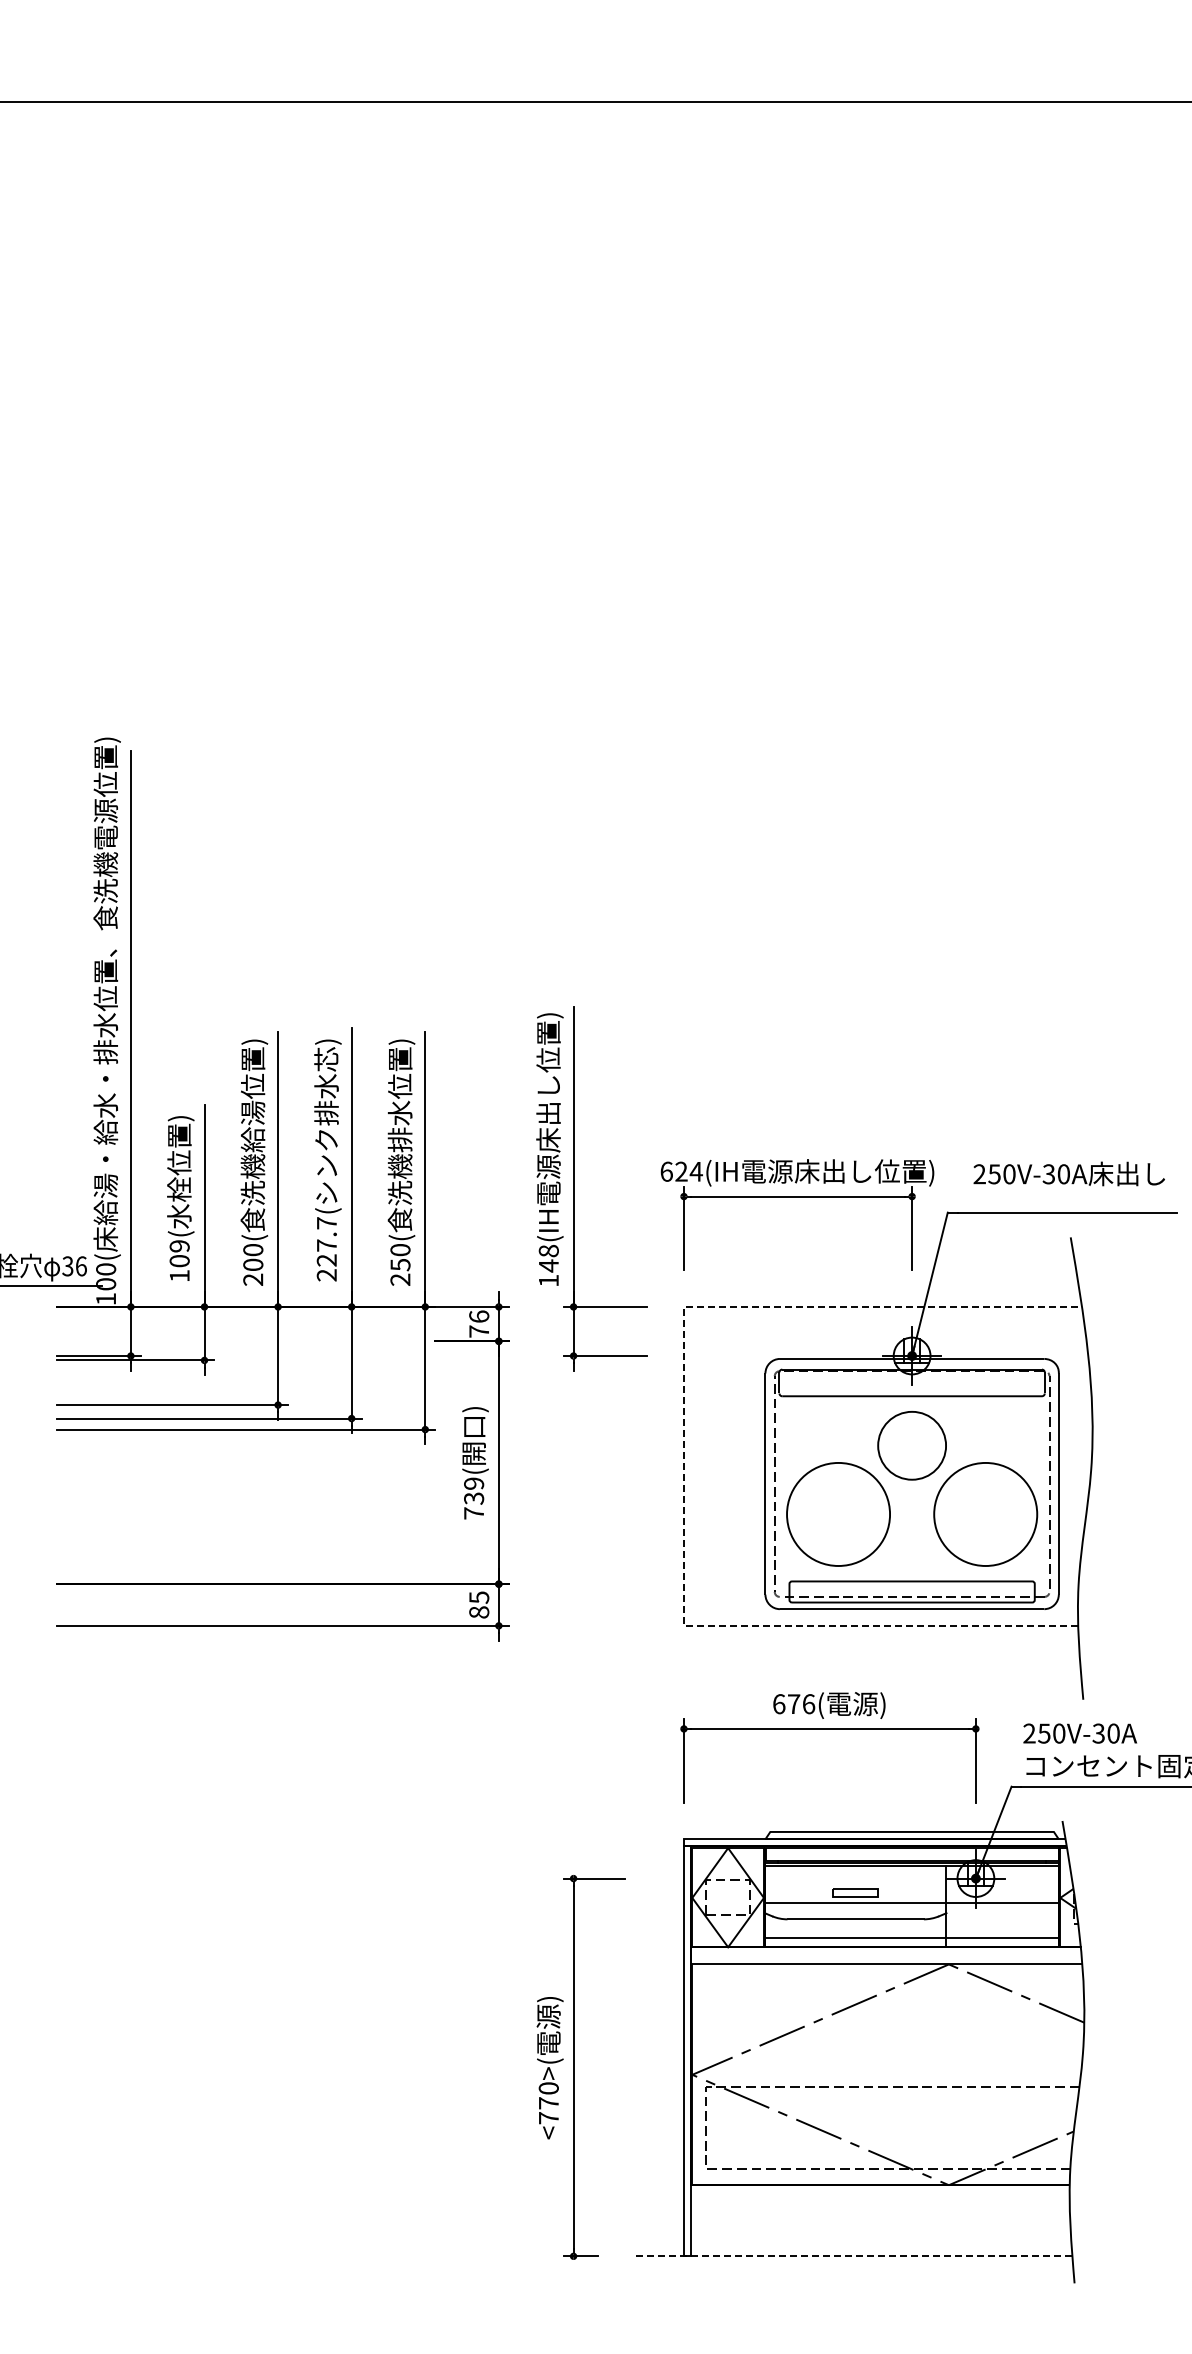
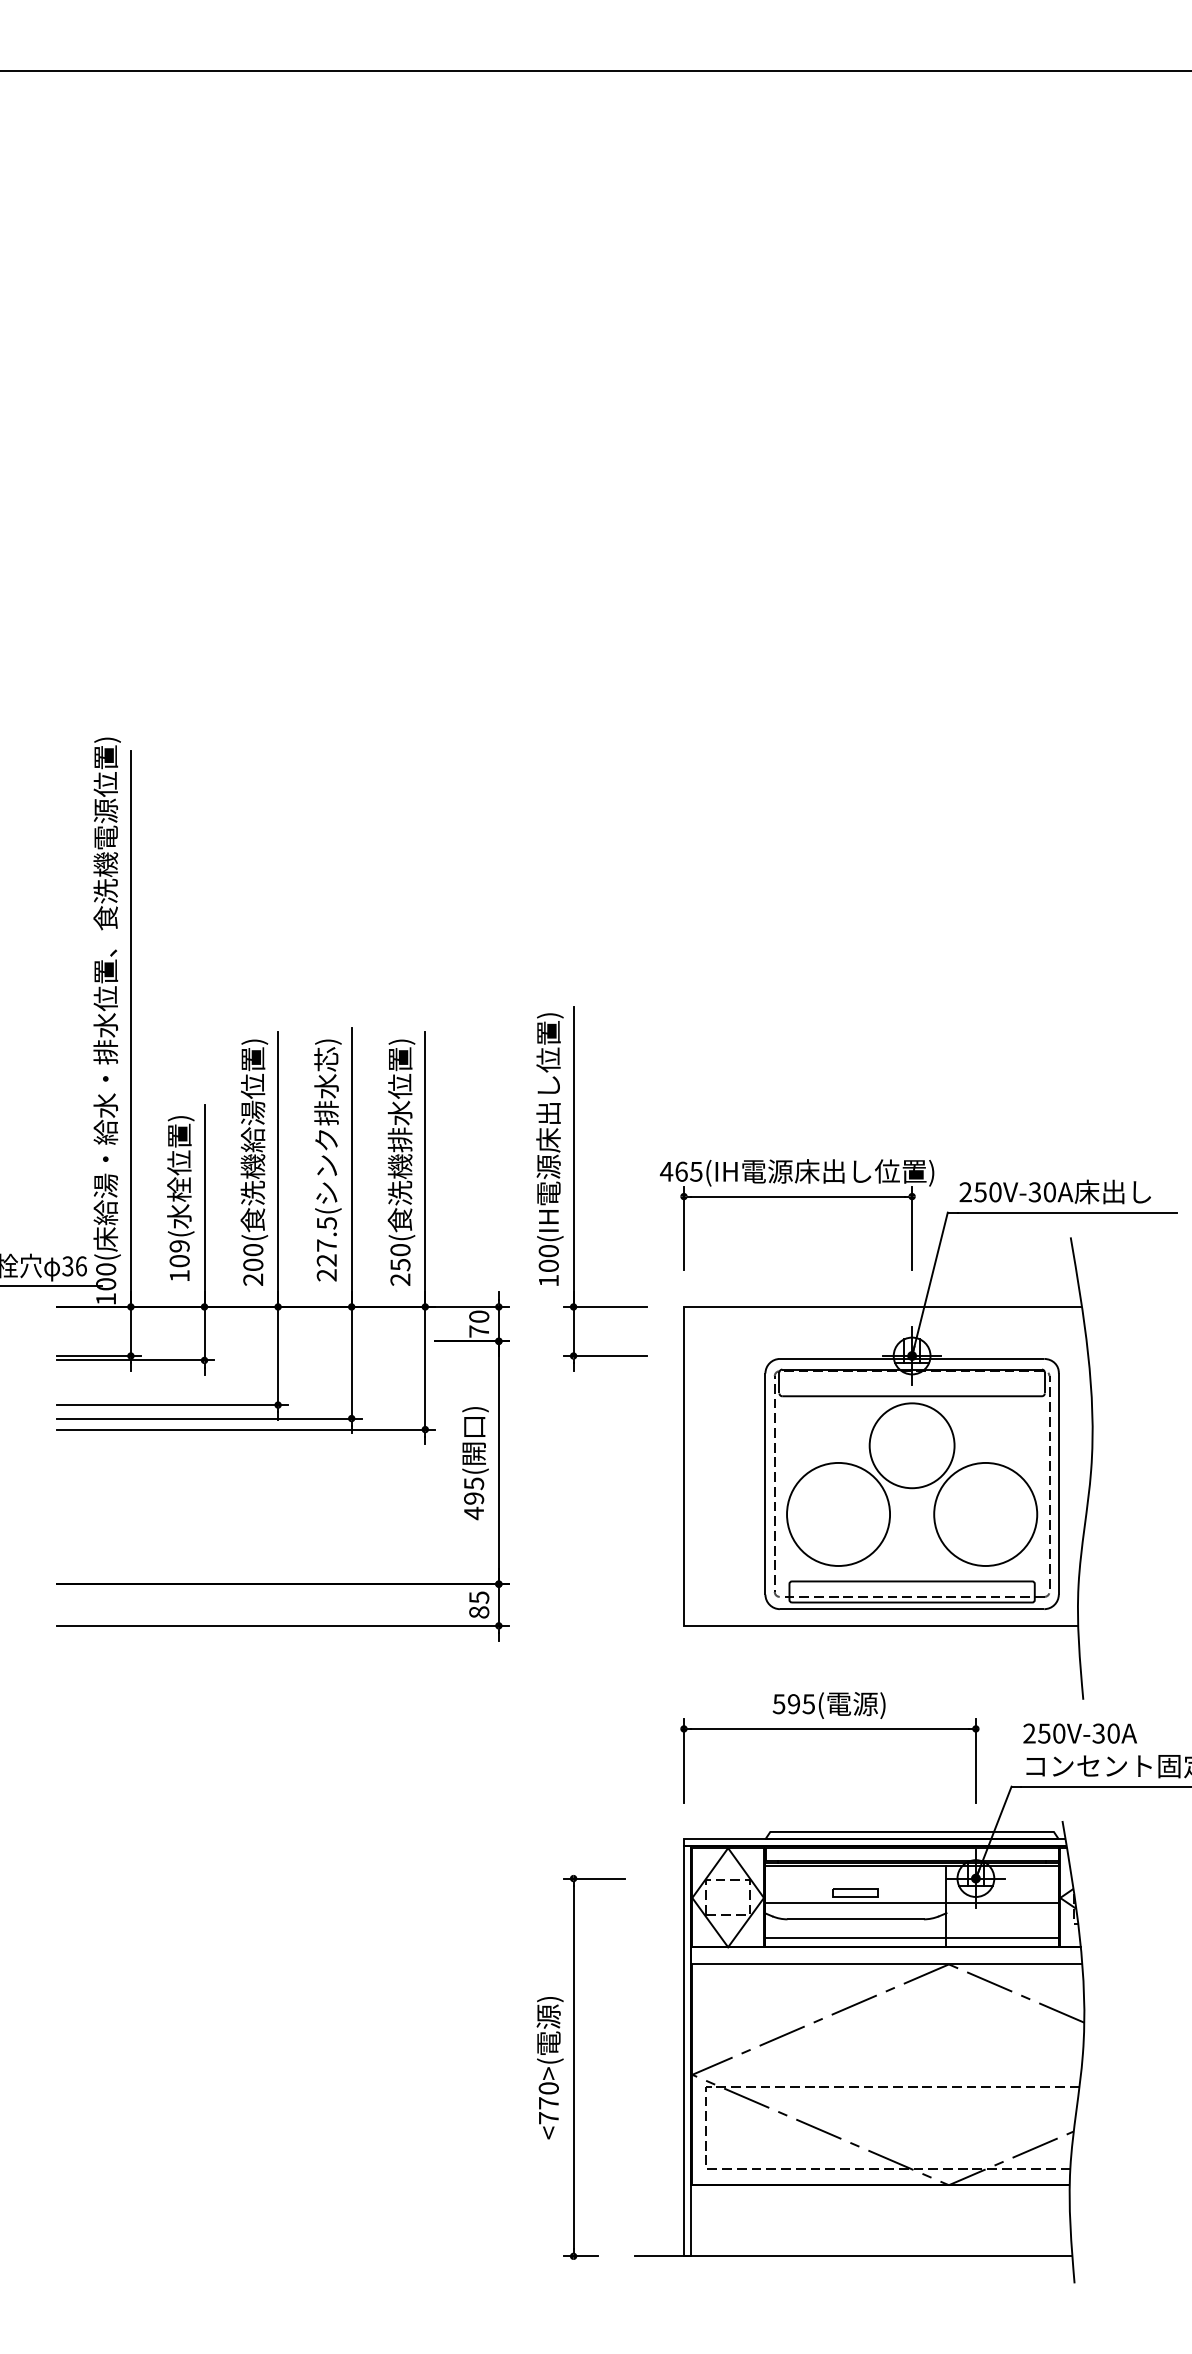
line position: (595, 101) -> (595, 70) (595, 70)
text: 624 -> 465 (680, 1171)
text position: (1068, 1173) -> (1054, 1191) (1054, 1191)
text: 227.7( -> 227.5( (326, 1223)
text: 148 -> 100 (548, 1258)
text: 76 -> 70 (479, 1316)
circle diameter: 68 px -> 85 px (911, 1445)
line: dashed -> solid (683, 1463)
text: 739( -> 495( (474, 1498)
text: 676( -> 595( (793, 1704)
line: dashed -> solid (853, 2256)
